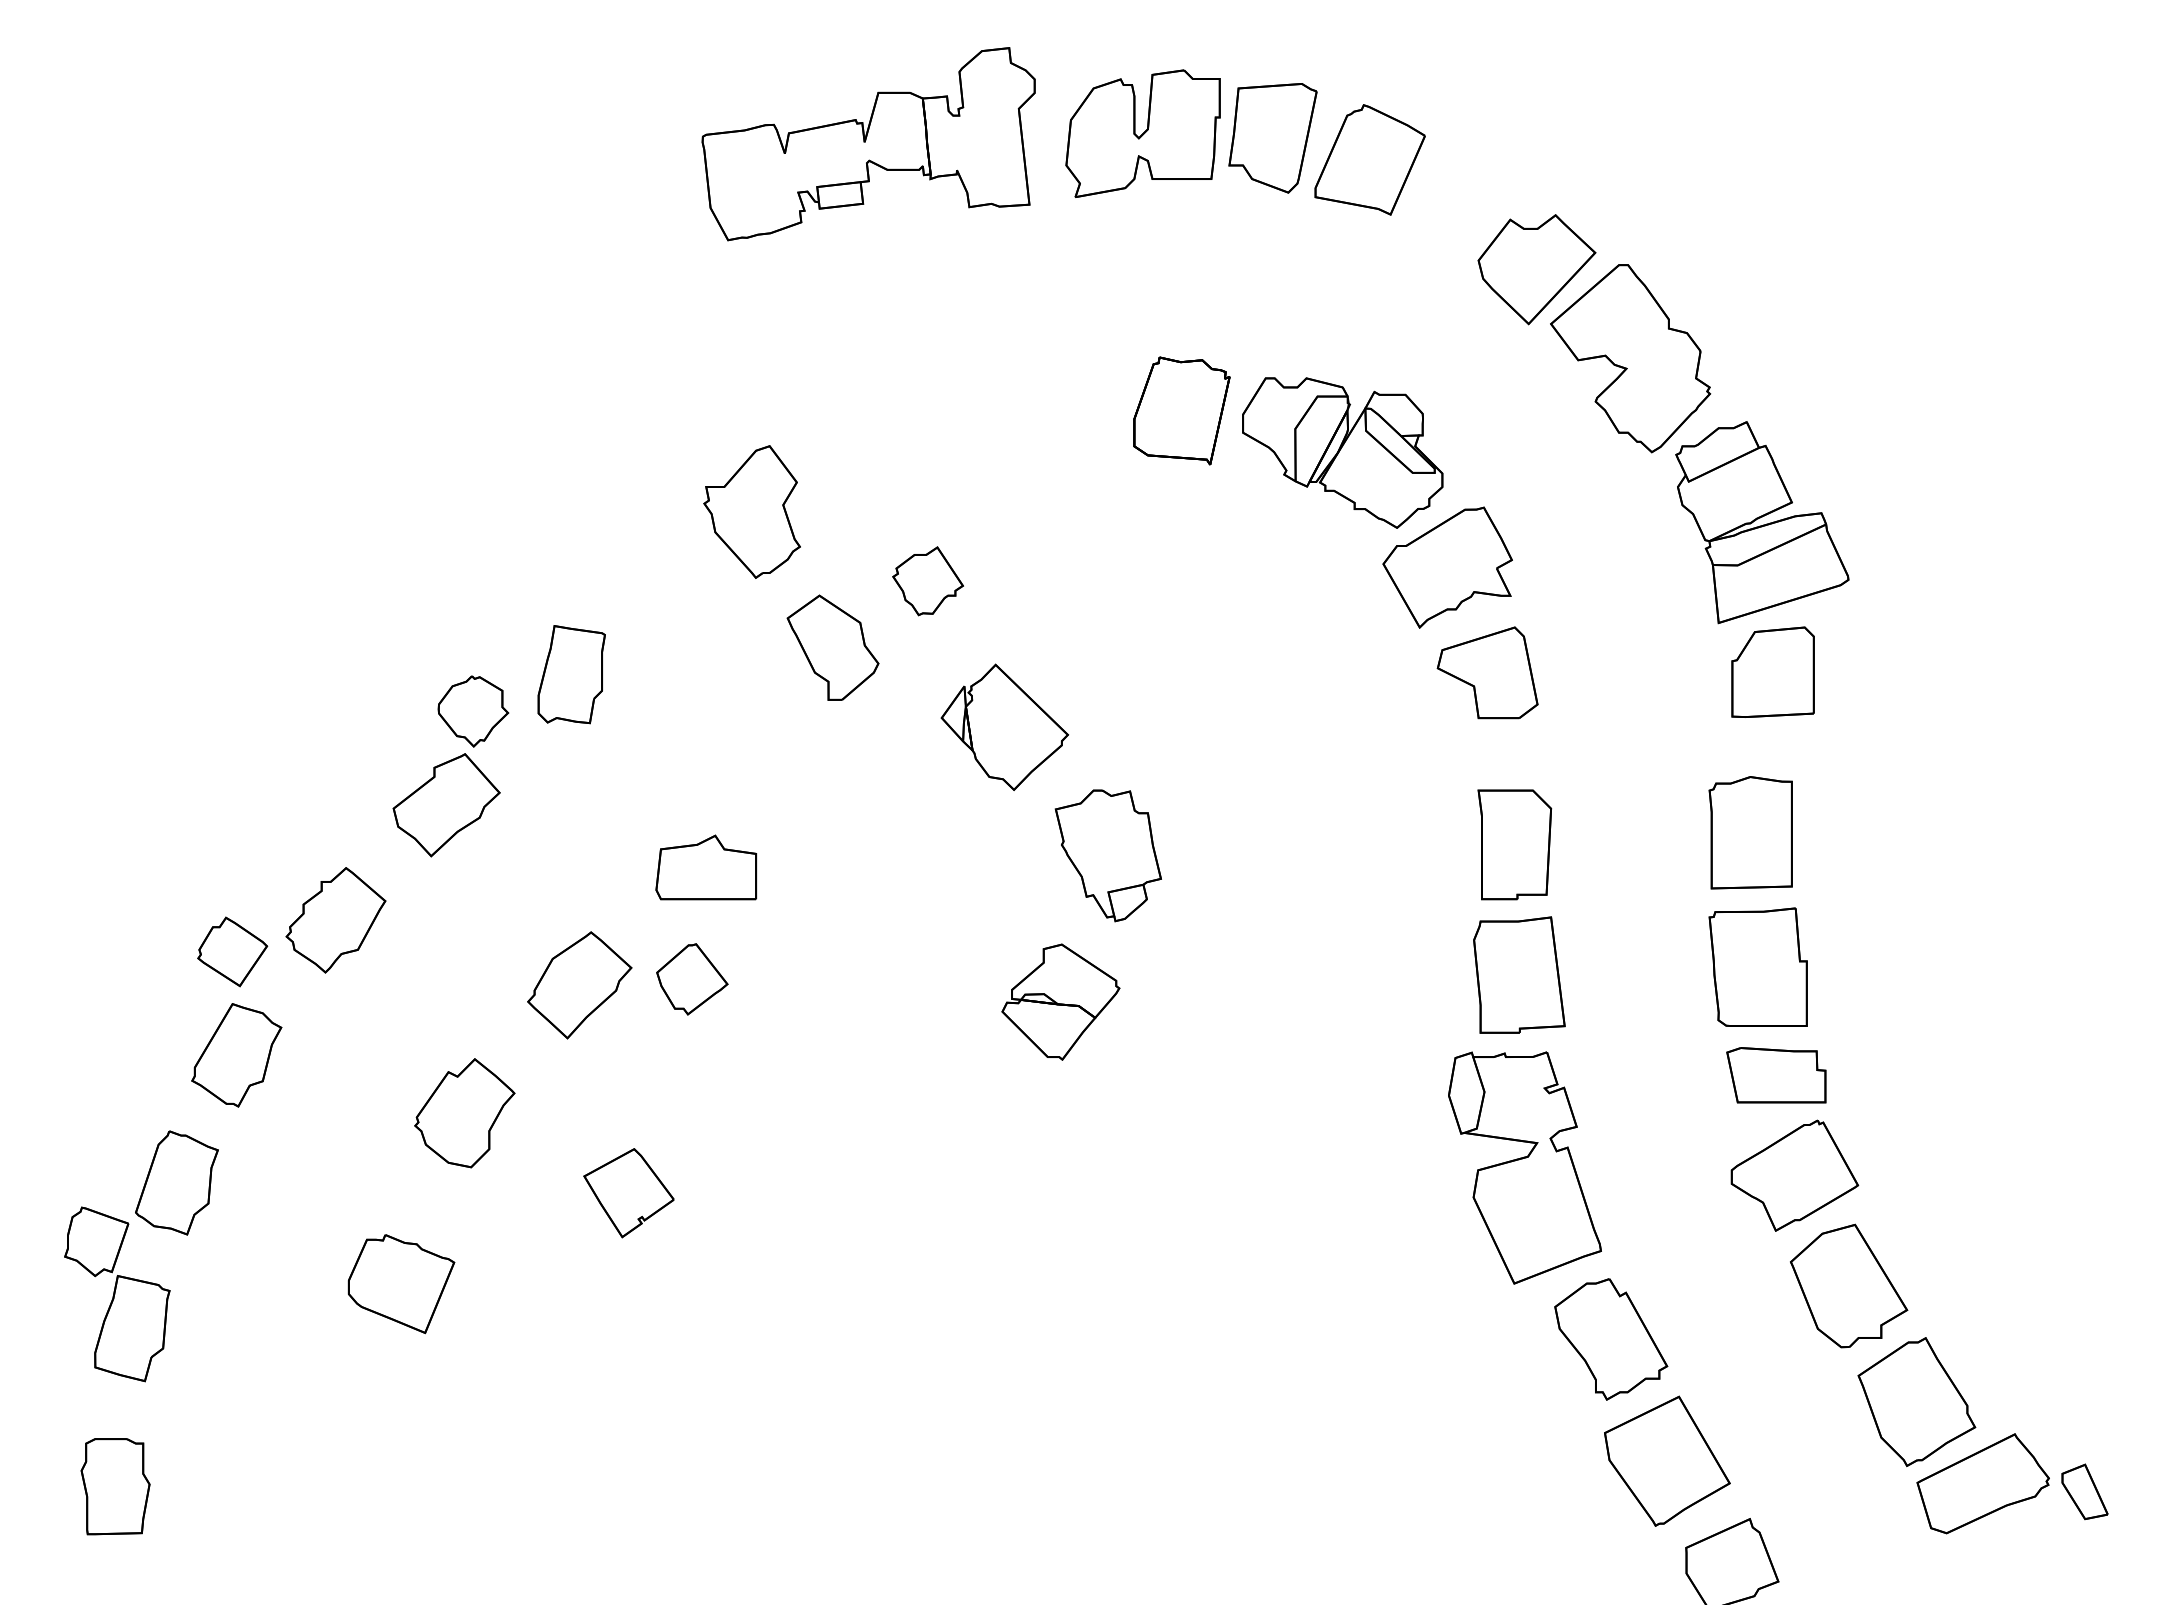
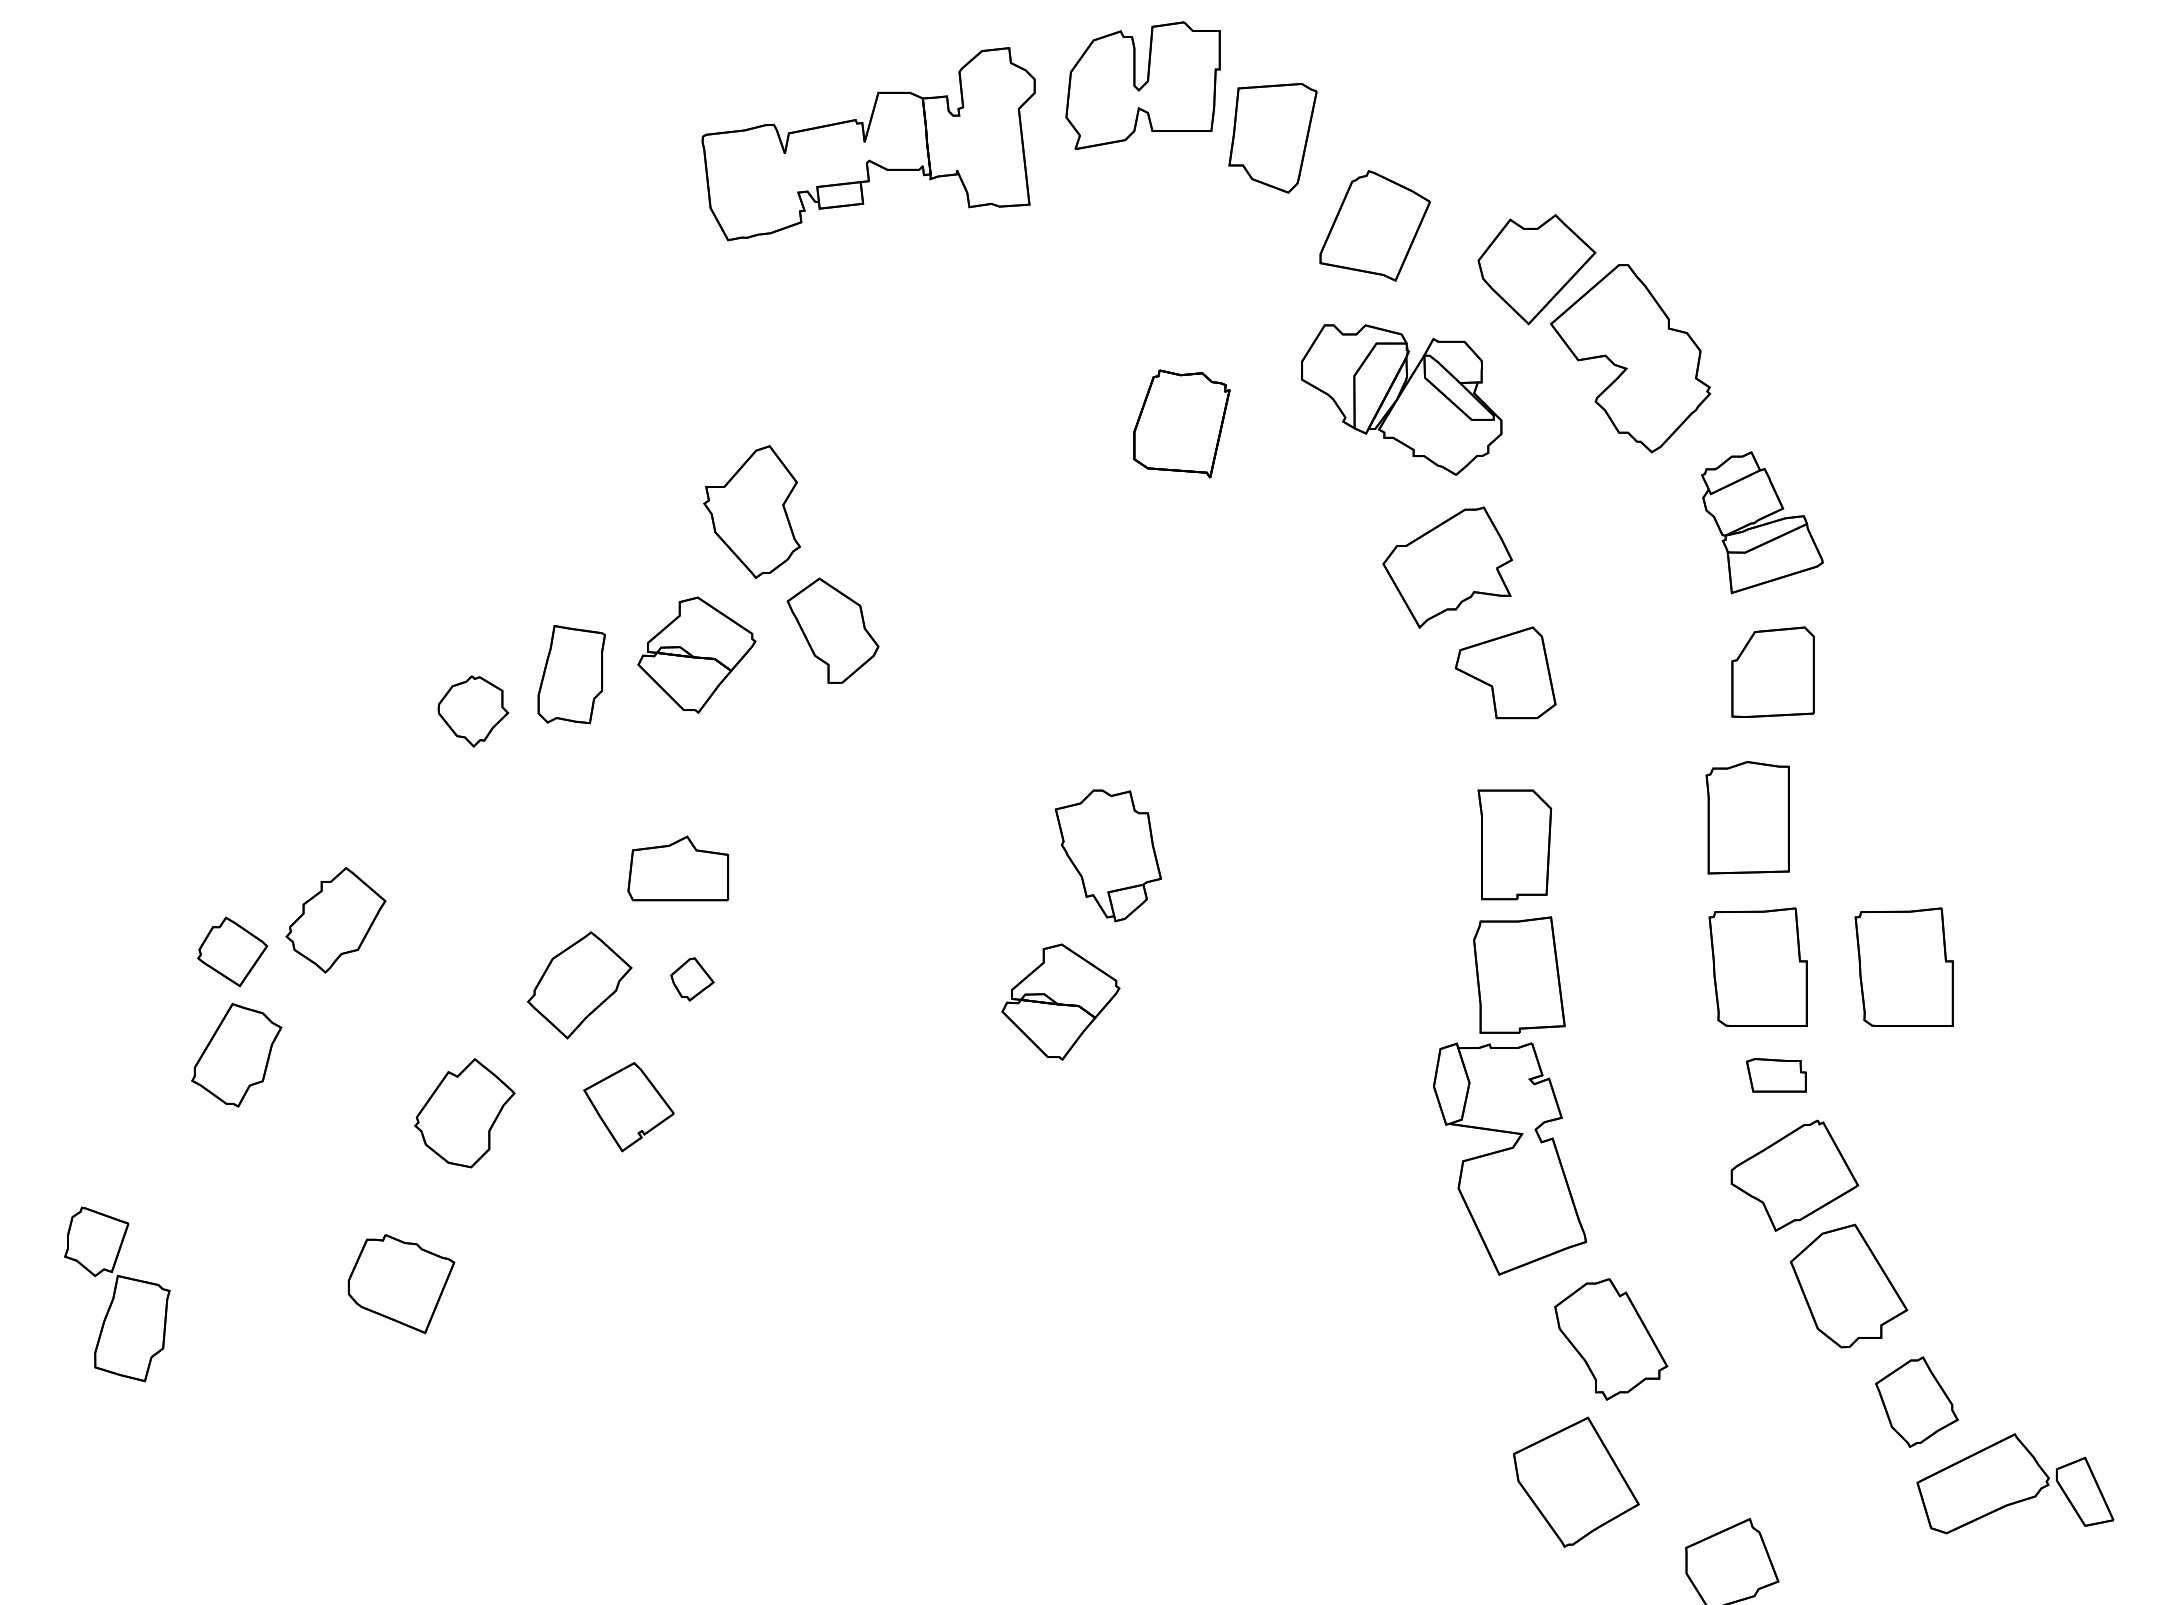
part position: (1142, 133) -> (1142, 85) (1142, 85)
part position: (1369, 159) -> (1374, 225) (1374, 225)
part position: (1181, 410) -> (1181, 423) (1181, 423)
part position: (1342, 452) -> (1401, 399) (1401, 399)
part size: 175x204 px -> 123x144 px (1762, 522)
part: present -> none (927, 581)
part position: (832, 647) -> (832, 630) (832, 630)
part: none -> present (696, 654)
part position: (1487, 672) -> (1505, 672) (1505, 672)
part: present -> none (1004, 726)
part: present -> none (446, 805)
part position: (1750, 832) -> (1747, 817) (1747, 817)
part position: (705, 867) -> (677, 868) (677, 868)
part: none -> present (1903, 966)
part size: 73x73 px -> 45x45 px (692, 979)
part size: 101x57 px -> 61x35 px (1776, 1075)
part position: (1524, 1167) -> (1509, 1158) (1509, 1158)
part: present -> none (176, 1182)
part position: (628, 1193) -> (628, 1107) (628, 1107)
part size: 120x131 px -> 84x92 px (1916, 1401)
part position: (1667, 1460) -> (1576, 1481) (1576, 1481)
part: present -> none (115, 1486)
part size: 48x58 px -> 59x71 px (2085, 1491)
